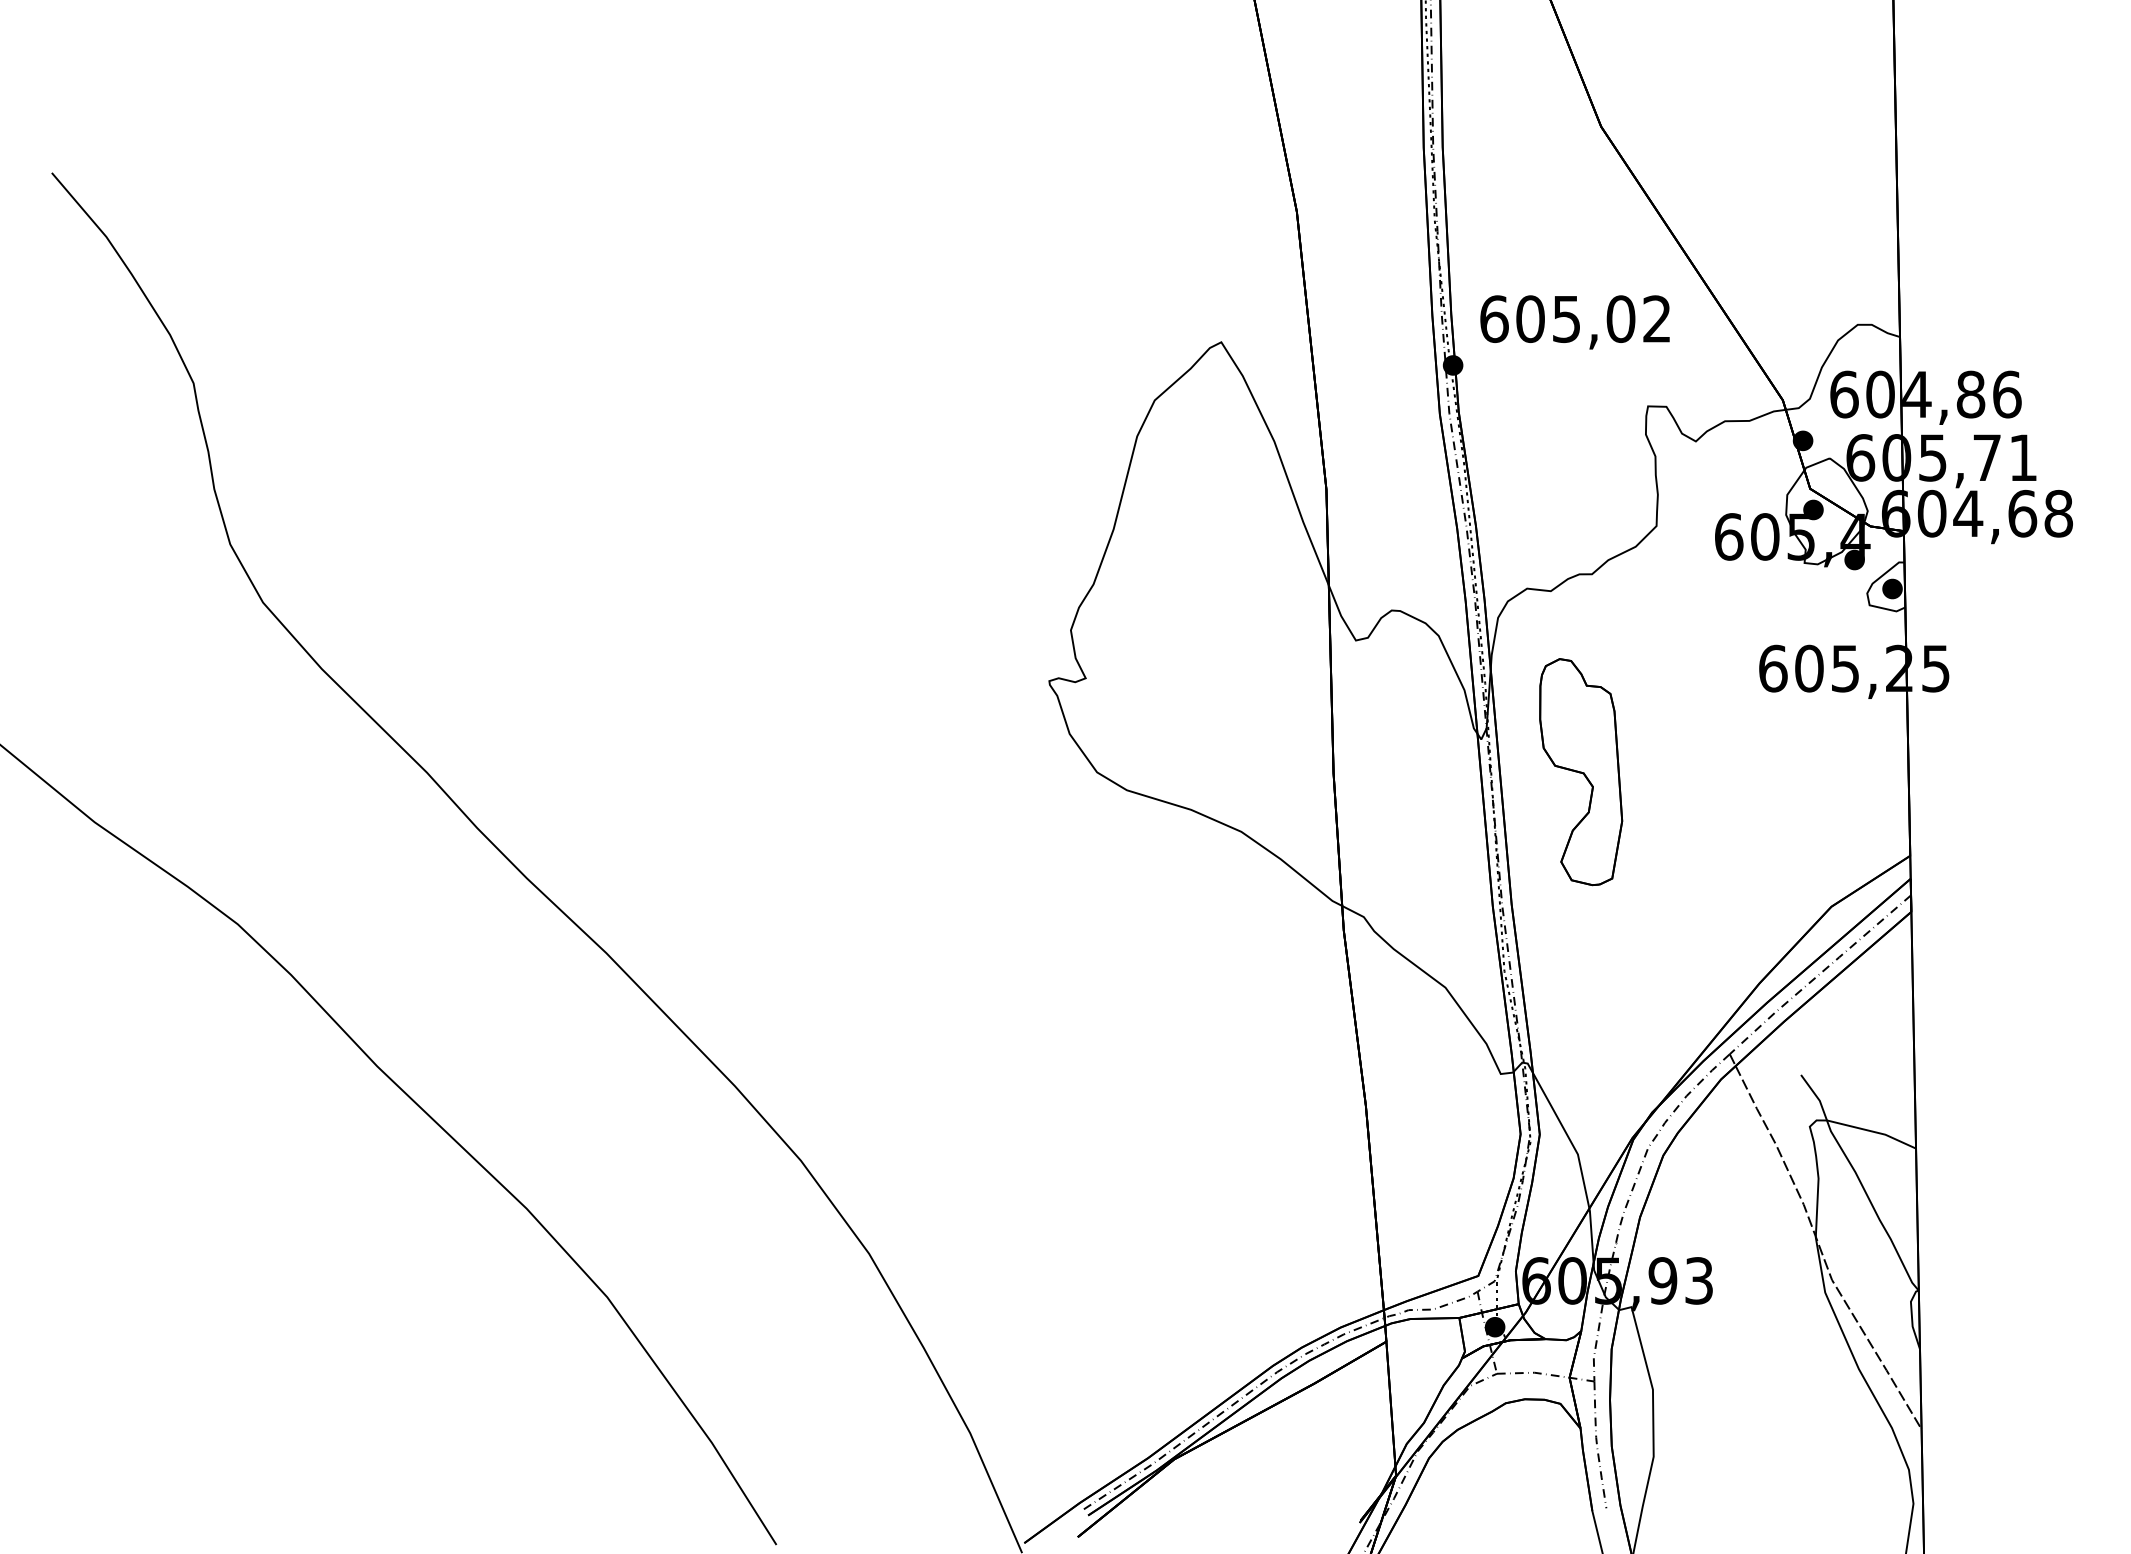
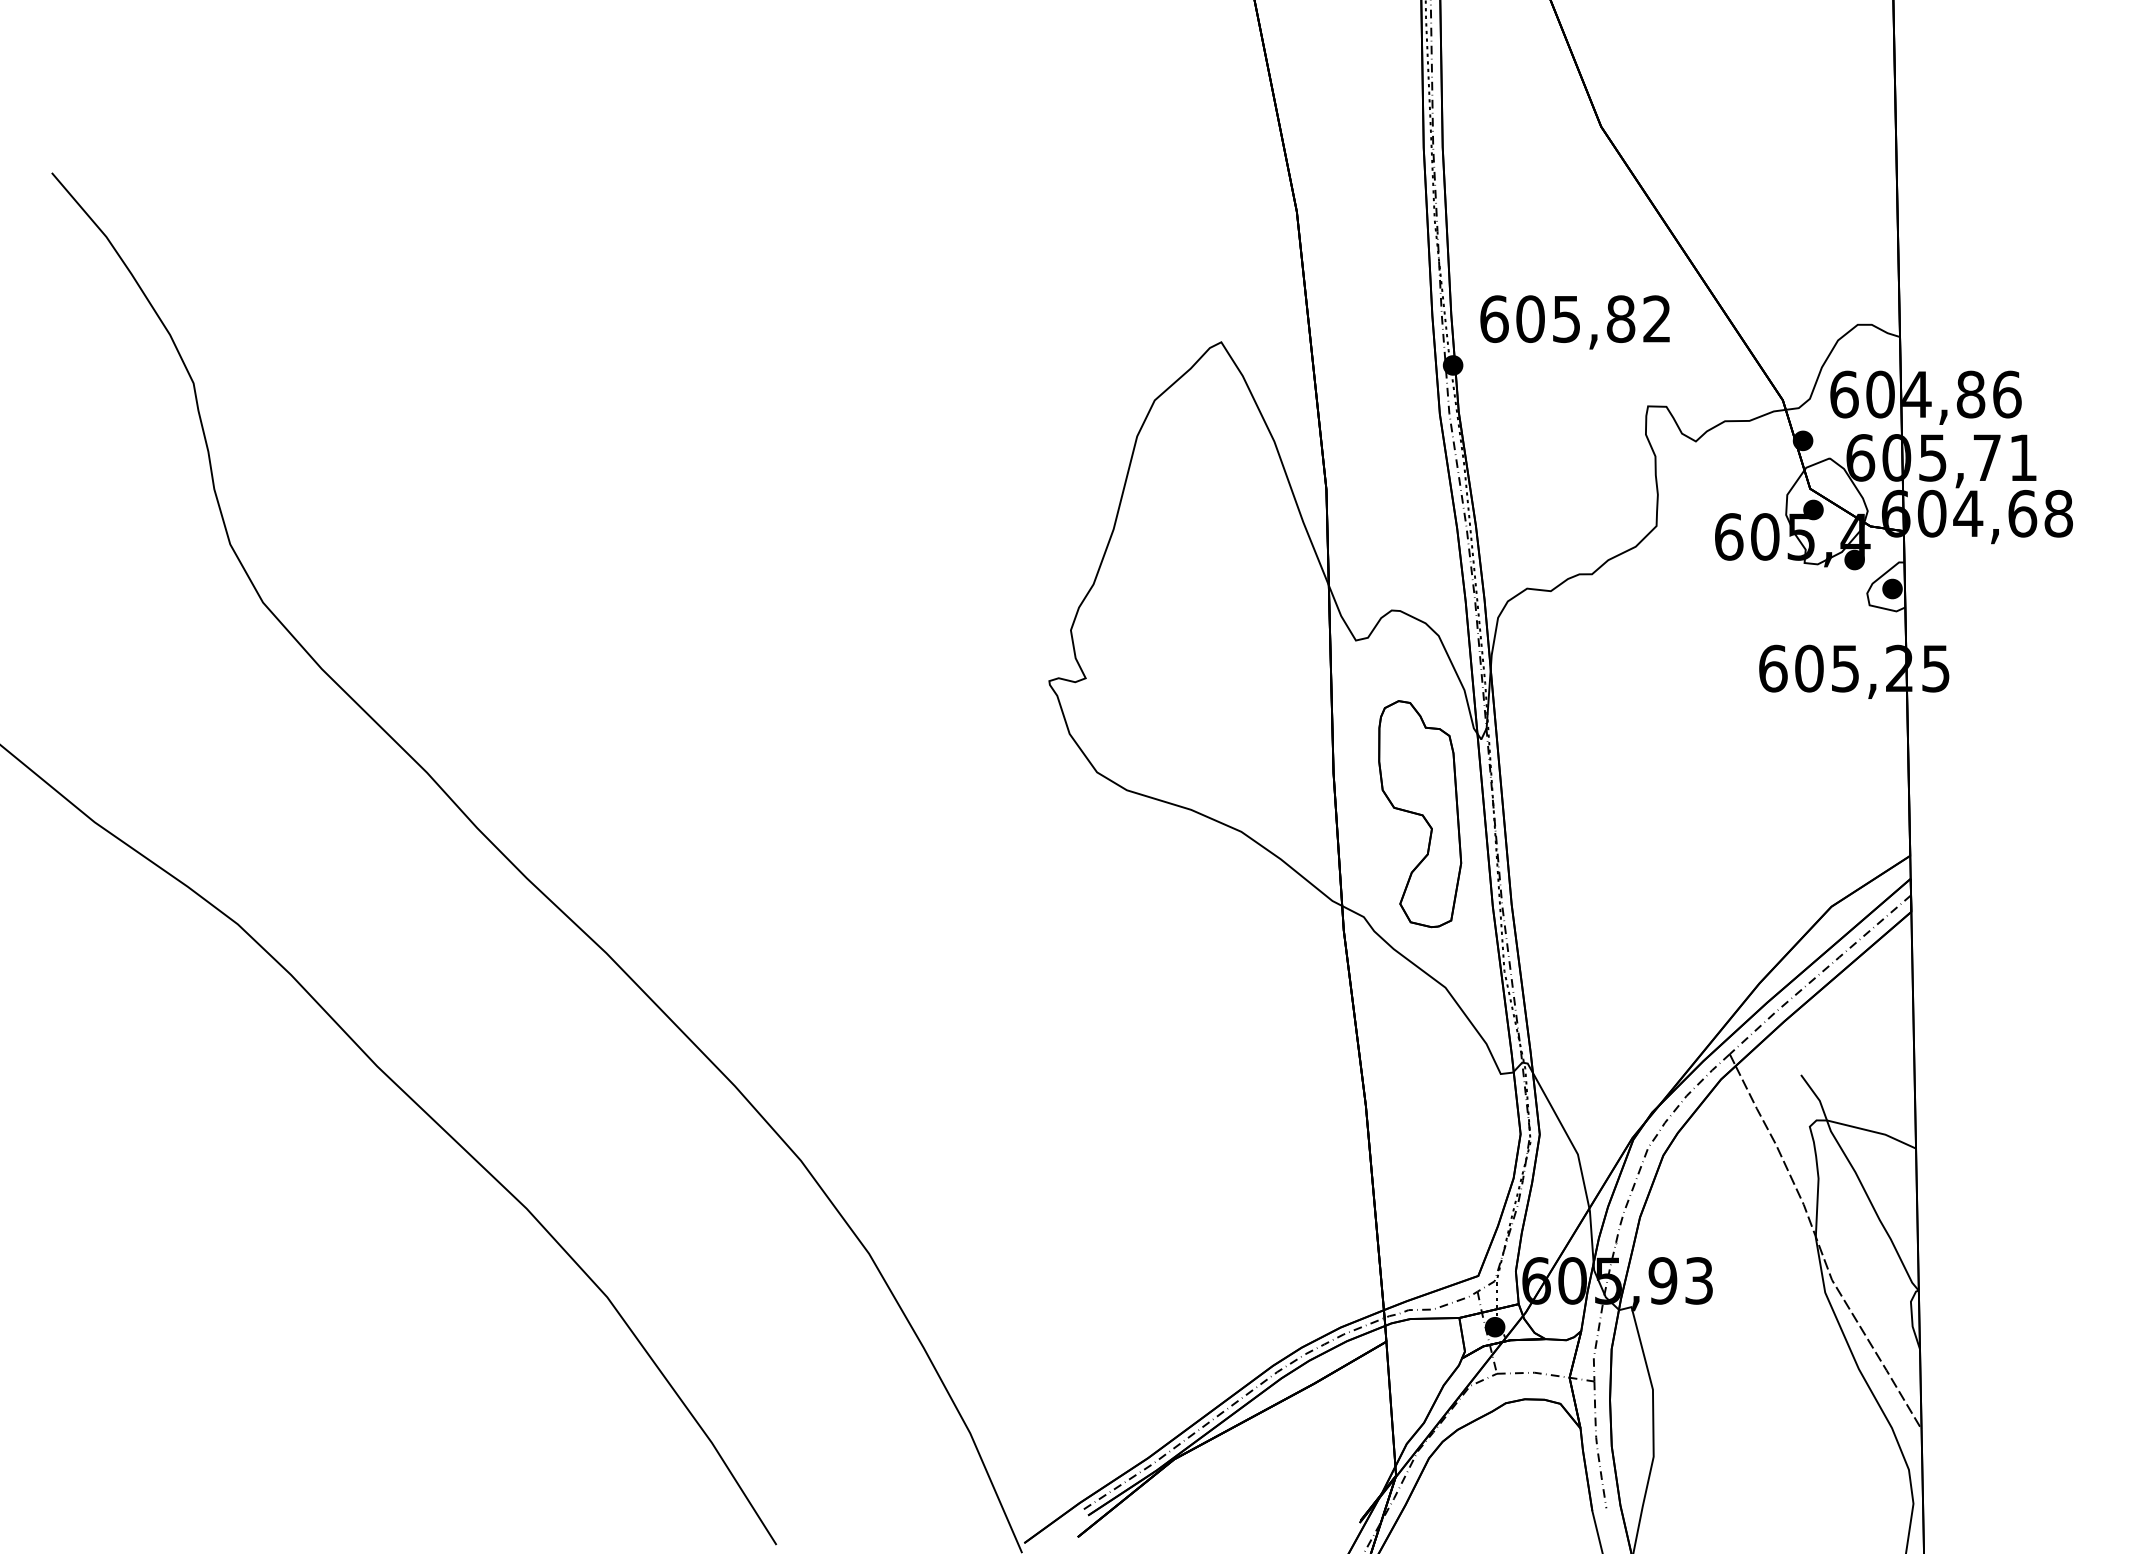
text: 605,02 -> 605,82 (1620, 318)
part position: (1581, 772) -> (1420, 814) (1420, 814)
